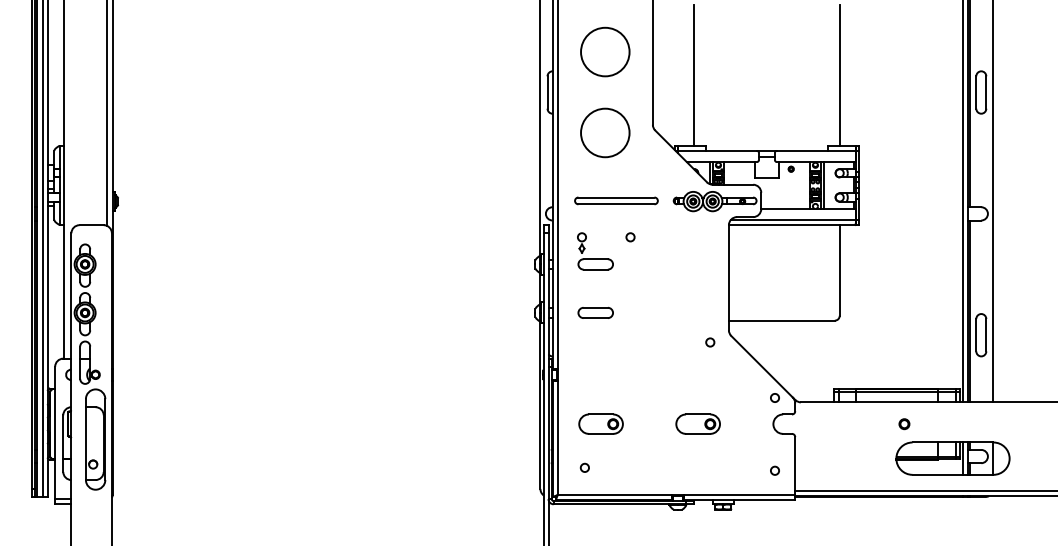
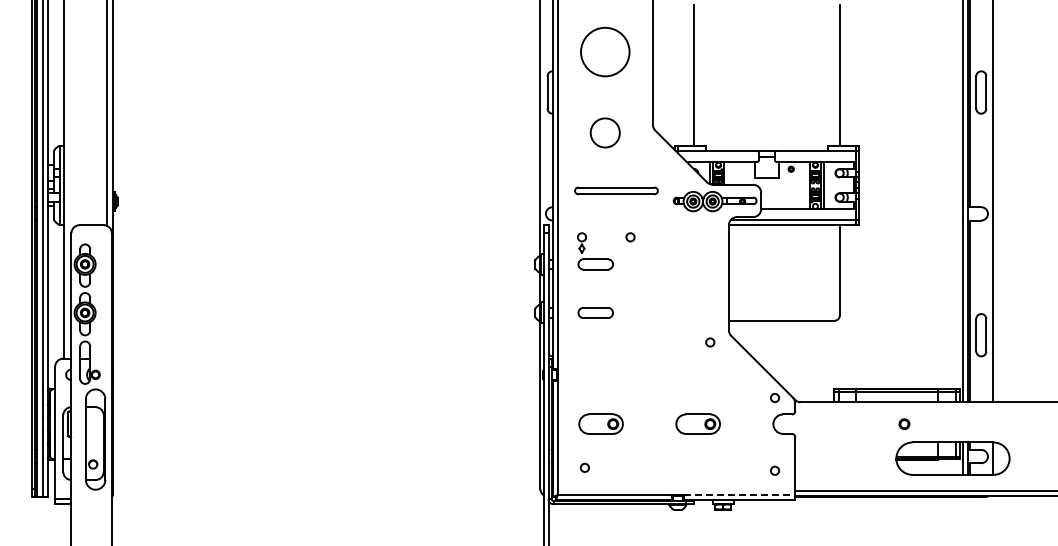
circle diameter: 49 px -> 29 px (604, 132)
part position: (616, 200) -> (616, 190) (616, 190)
line: solid -> dashed (739, 495)
